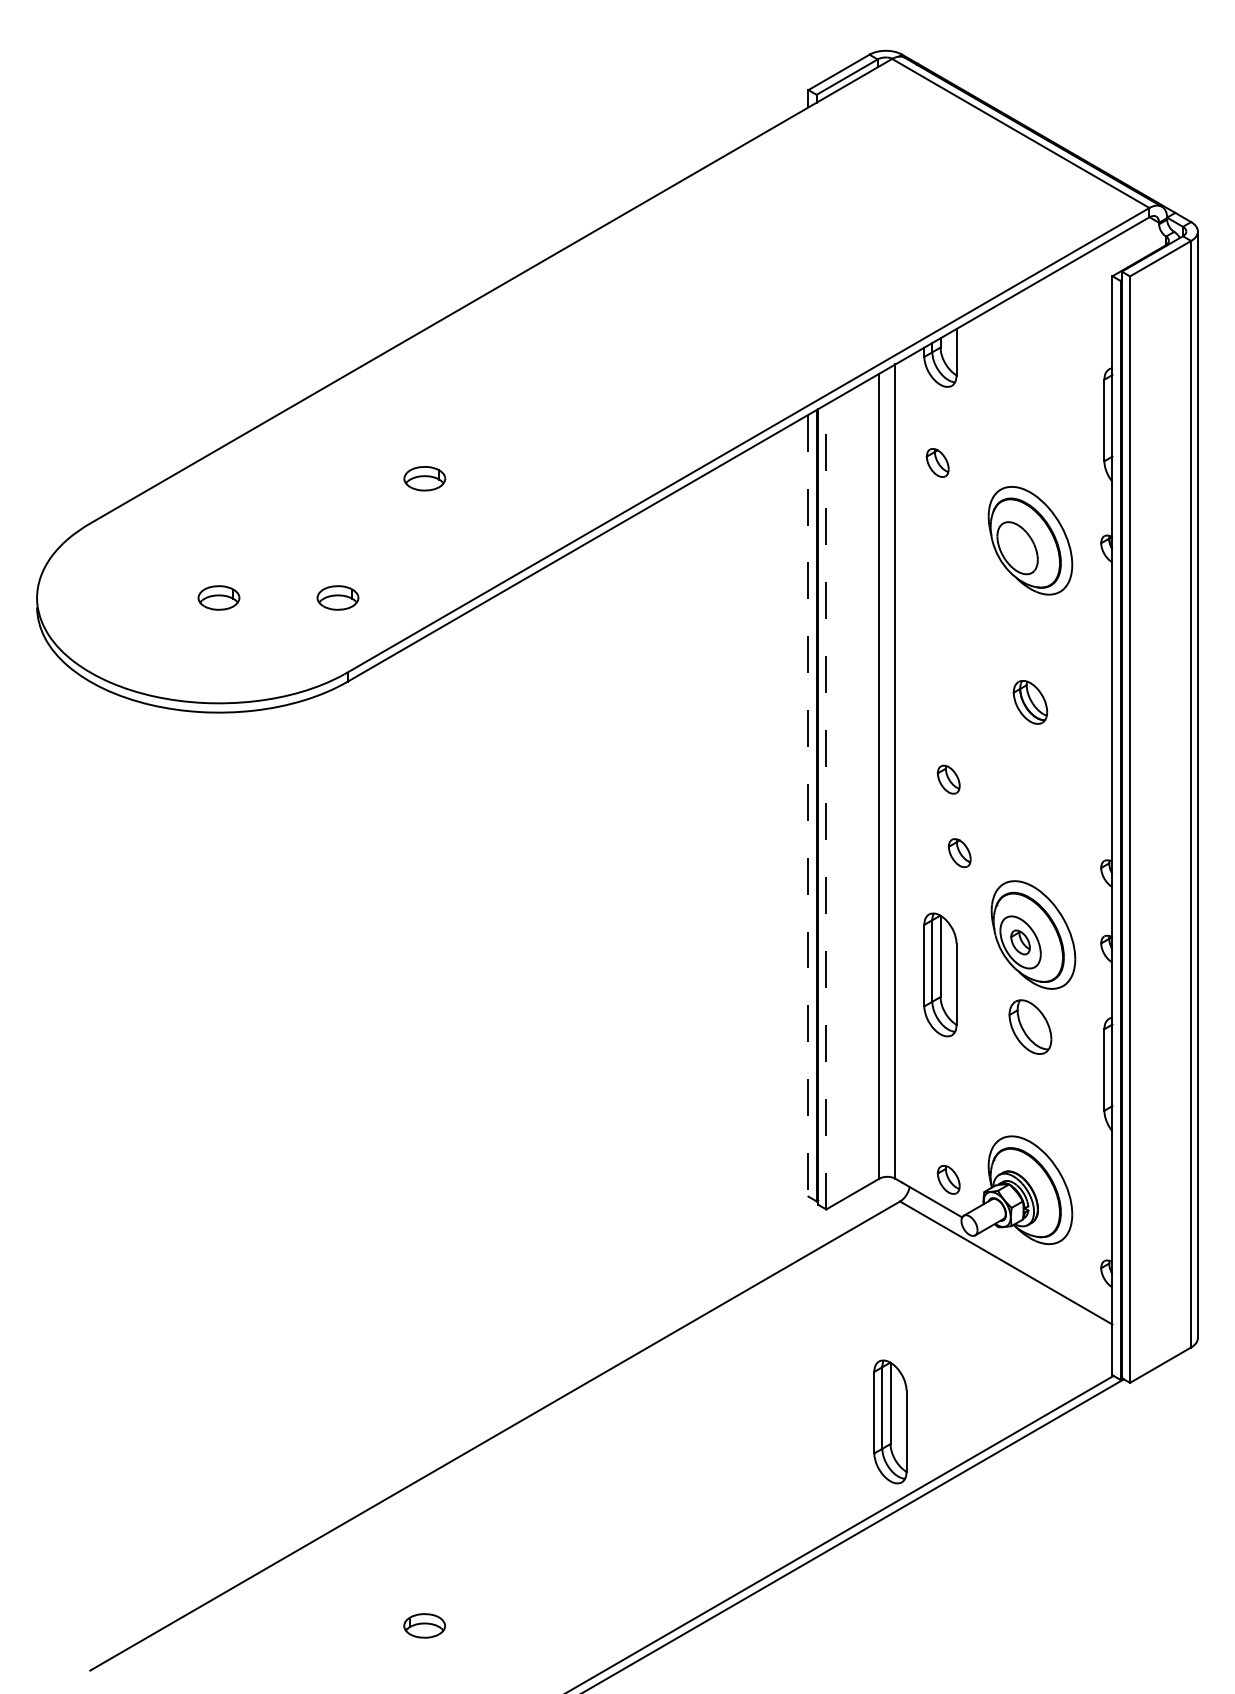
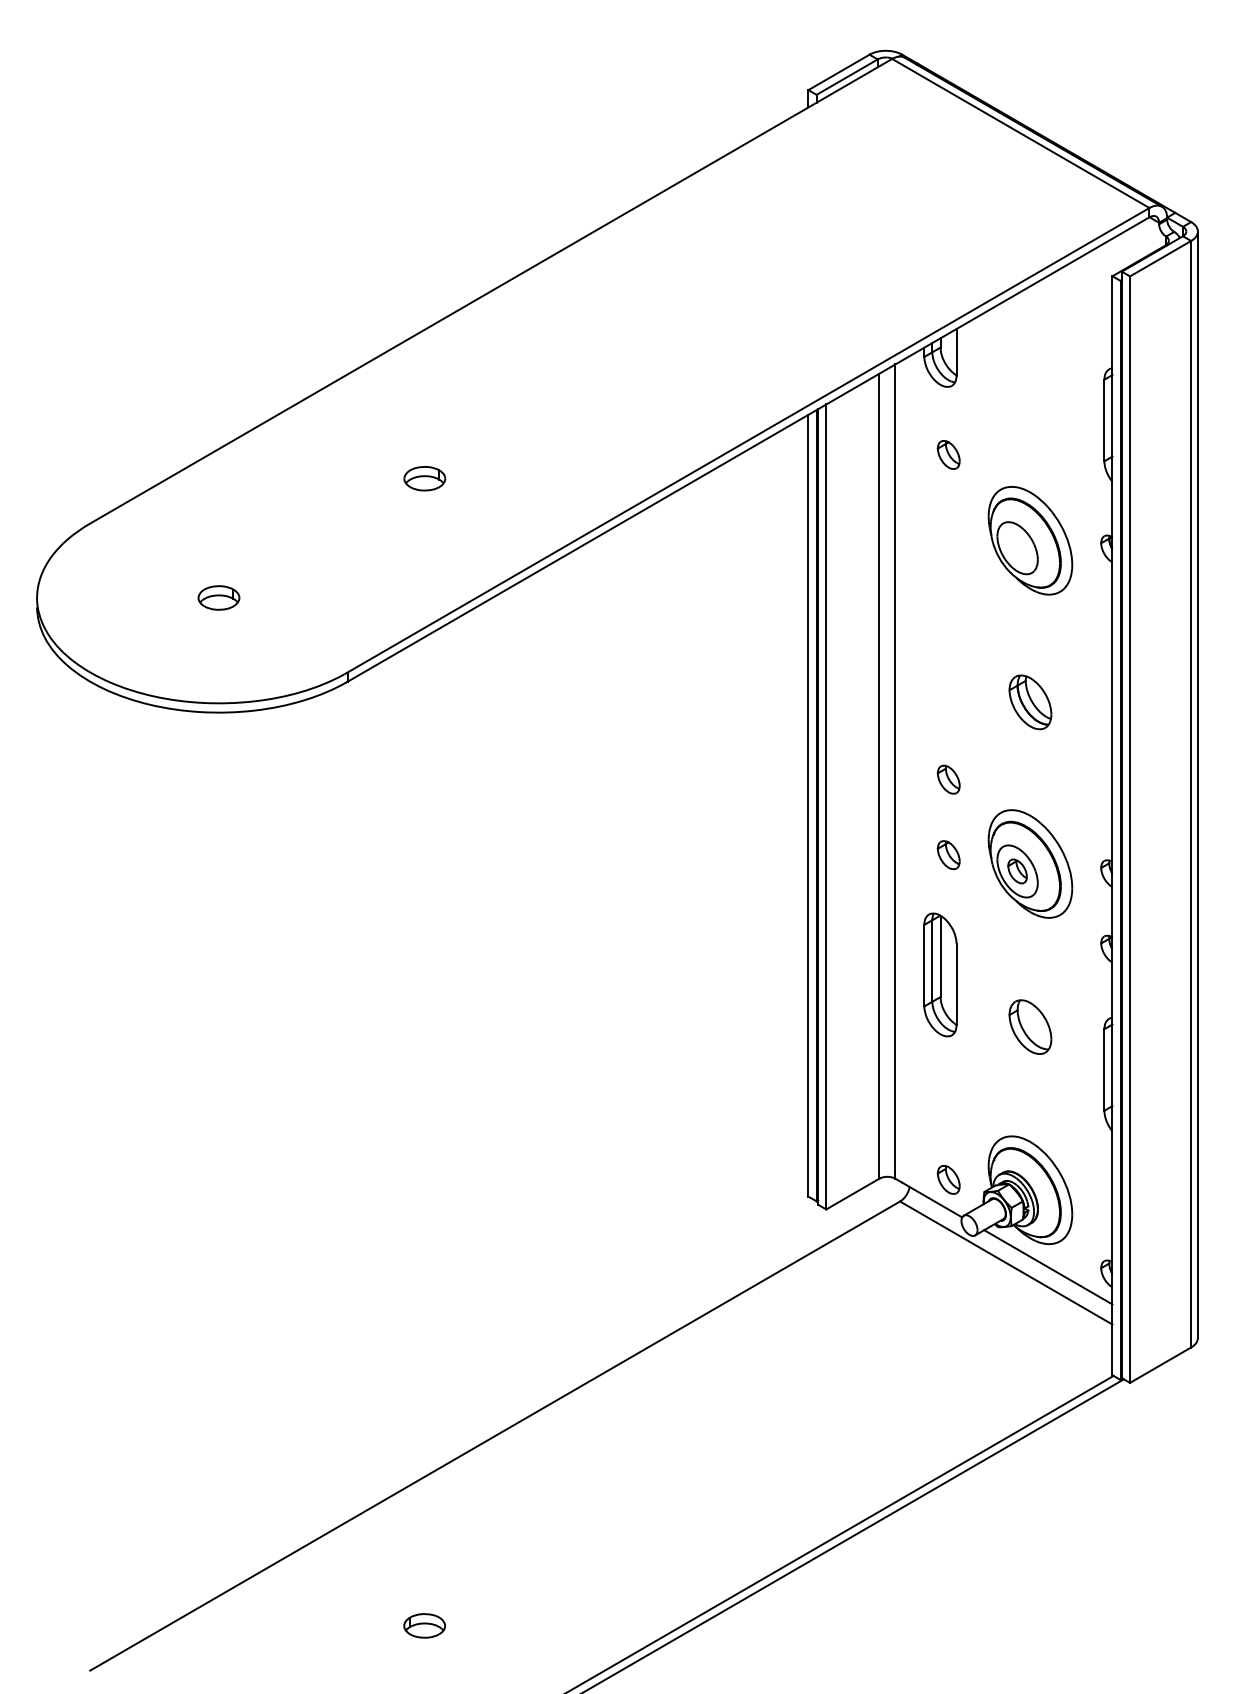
part position: (937, 462) -> (948, 454) (948, 454)
part: present -> none (337, 597)
part size: 37x45 px -> 45x57 px (1030, 702)
line: dashed -> solid (808, 805)
line: dashed -> solid (826, 806)
part position: (959, 852) -> (948, 854) (948, 854)
part position: (1033, 934) -> (1030, 863) (1030, 863)
line: none -> present (1048, 1267)
part: present -> none (890, 1421)
